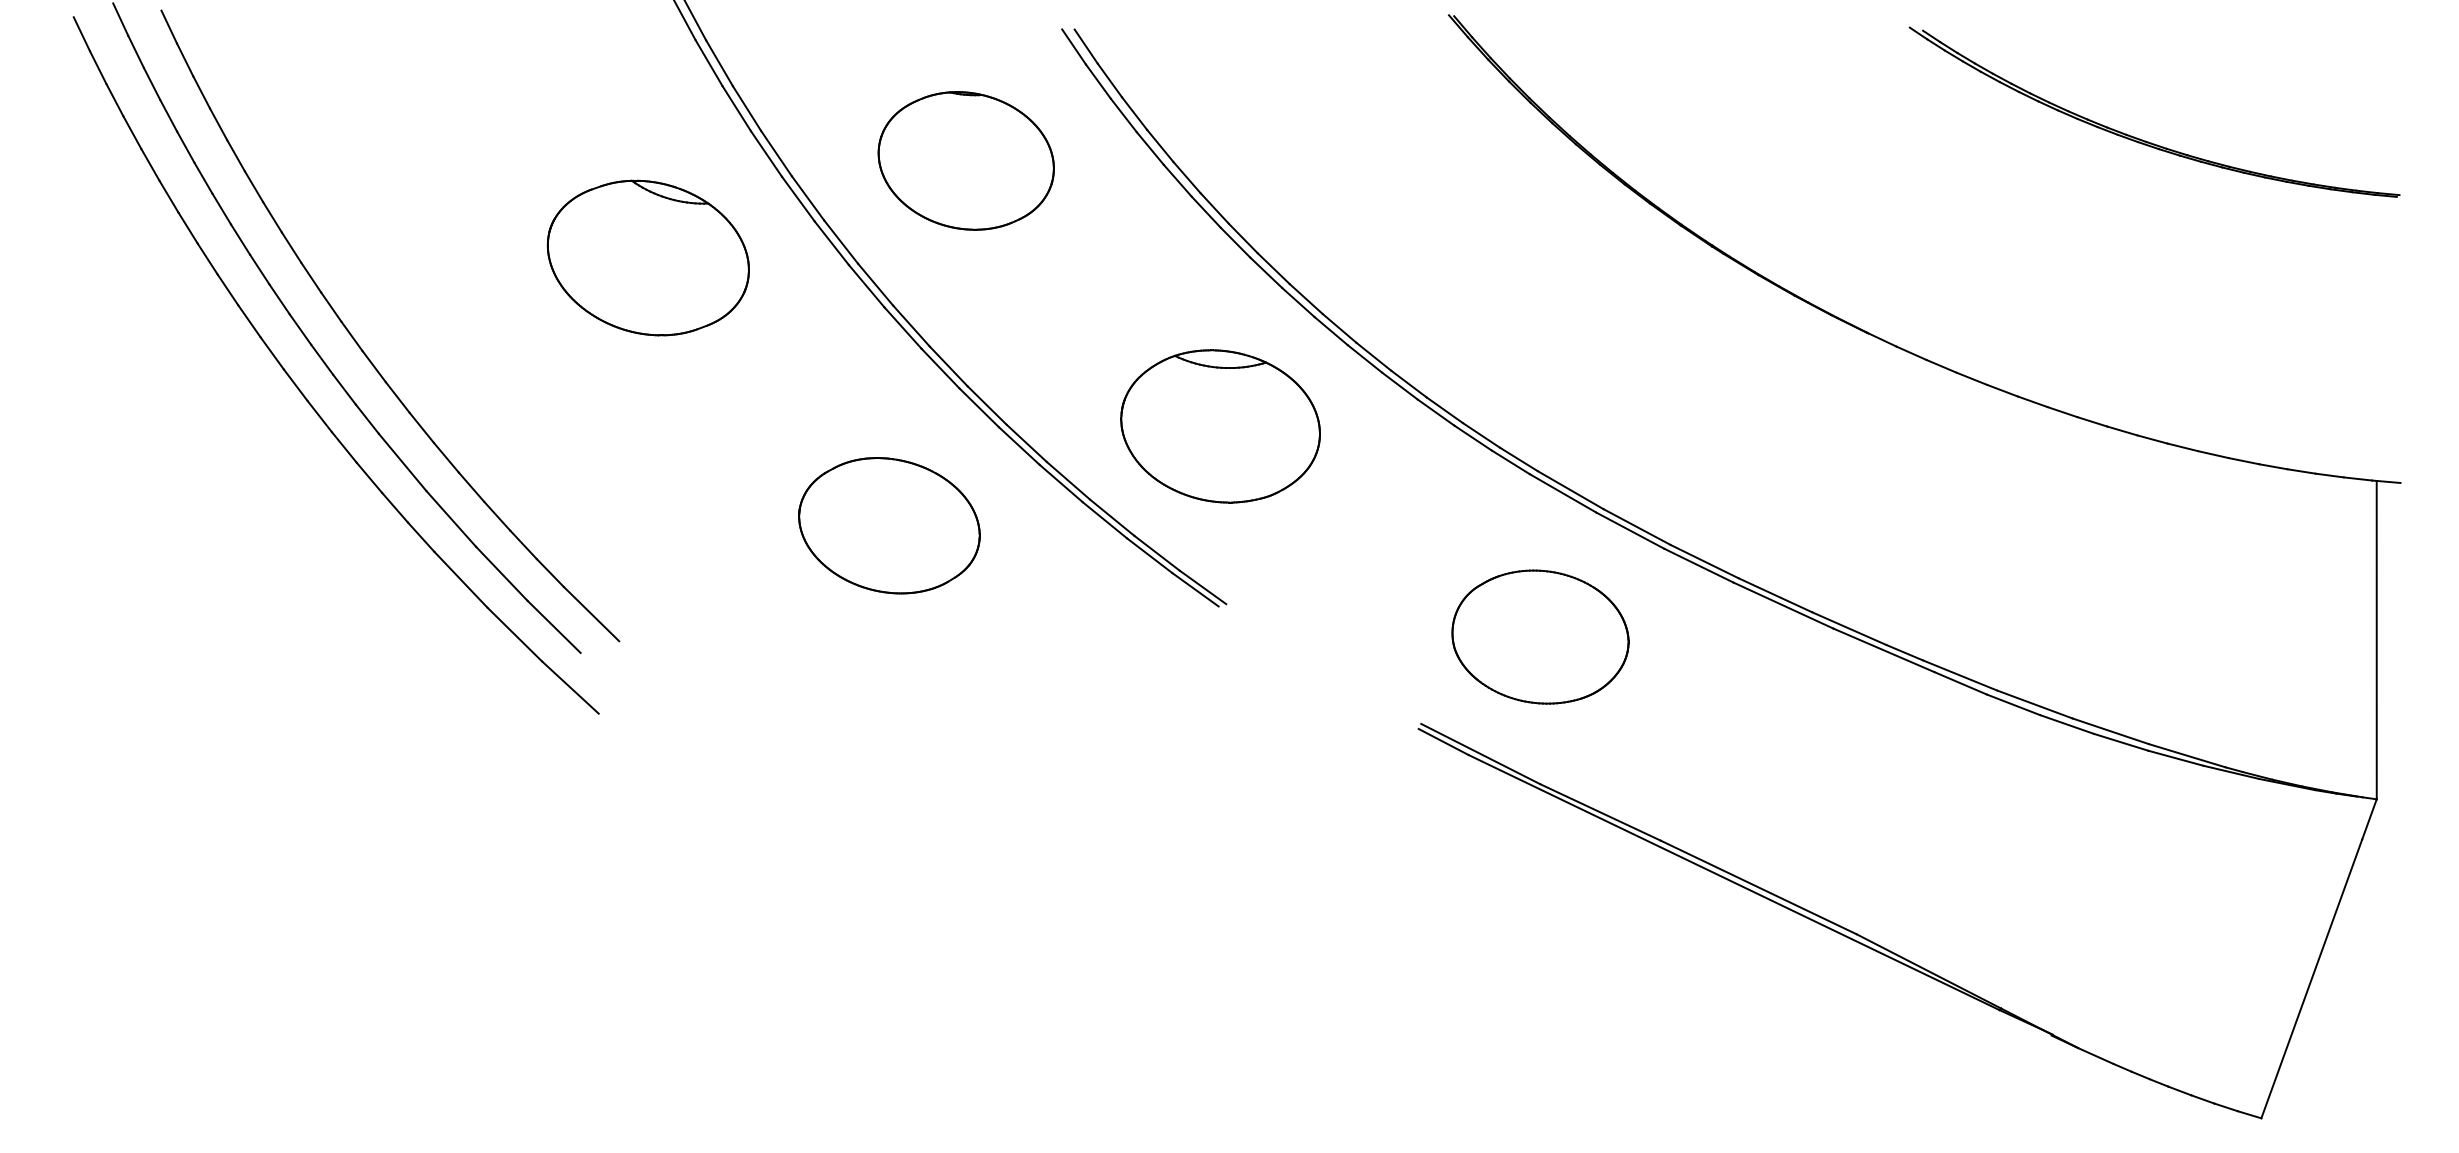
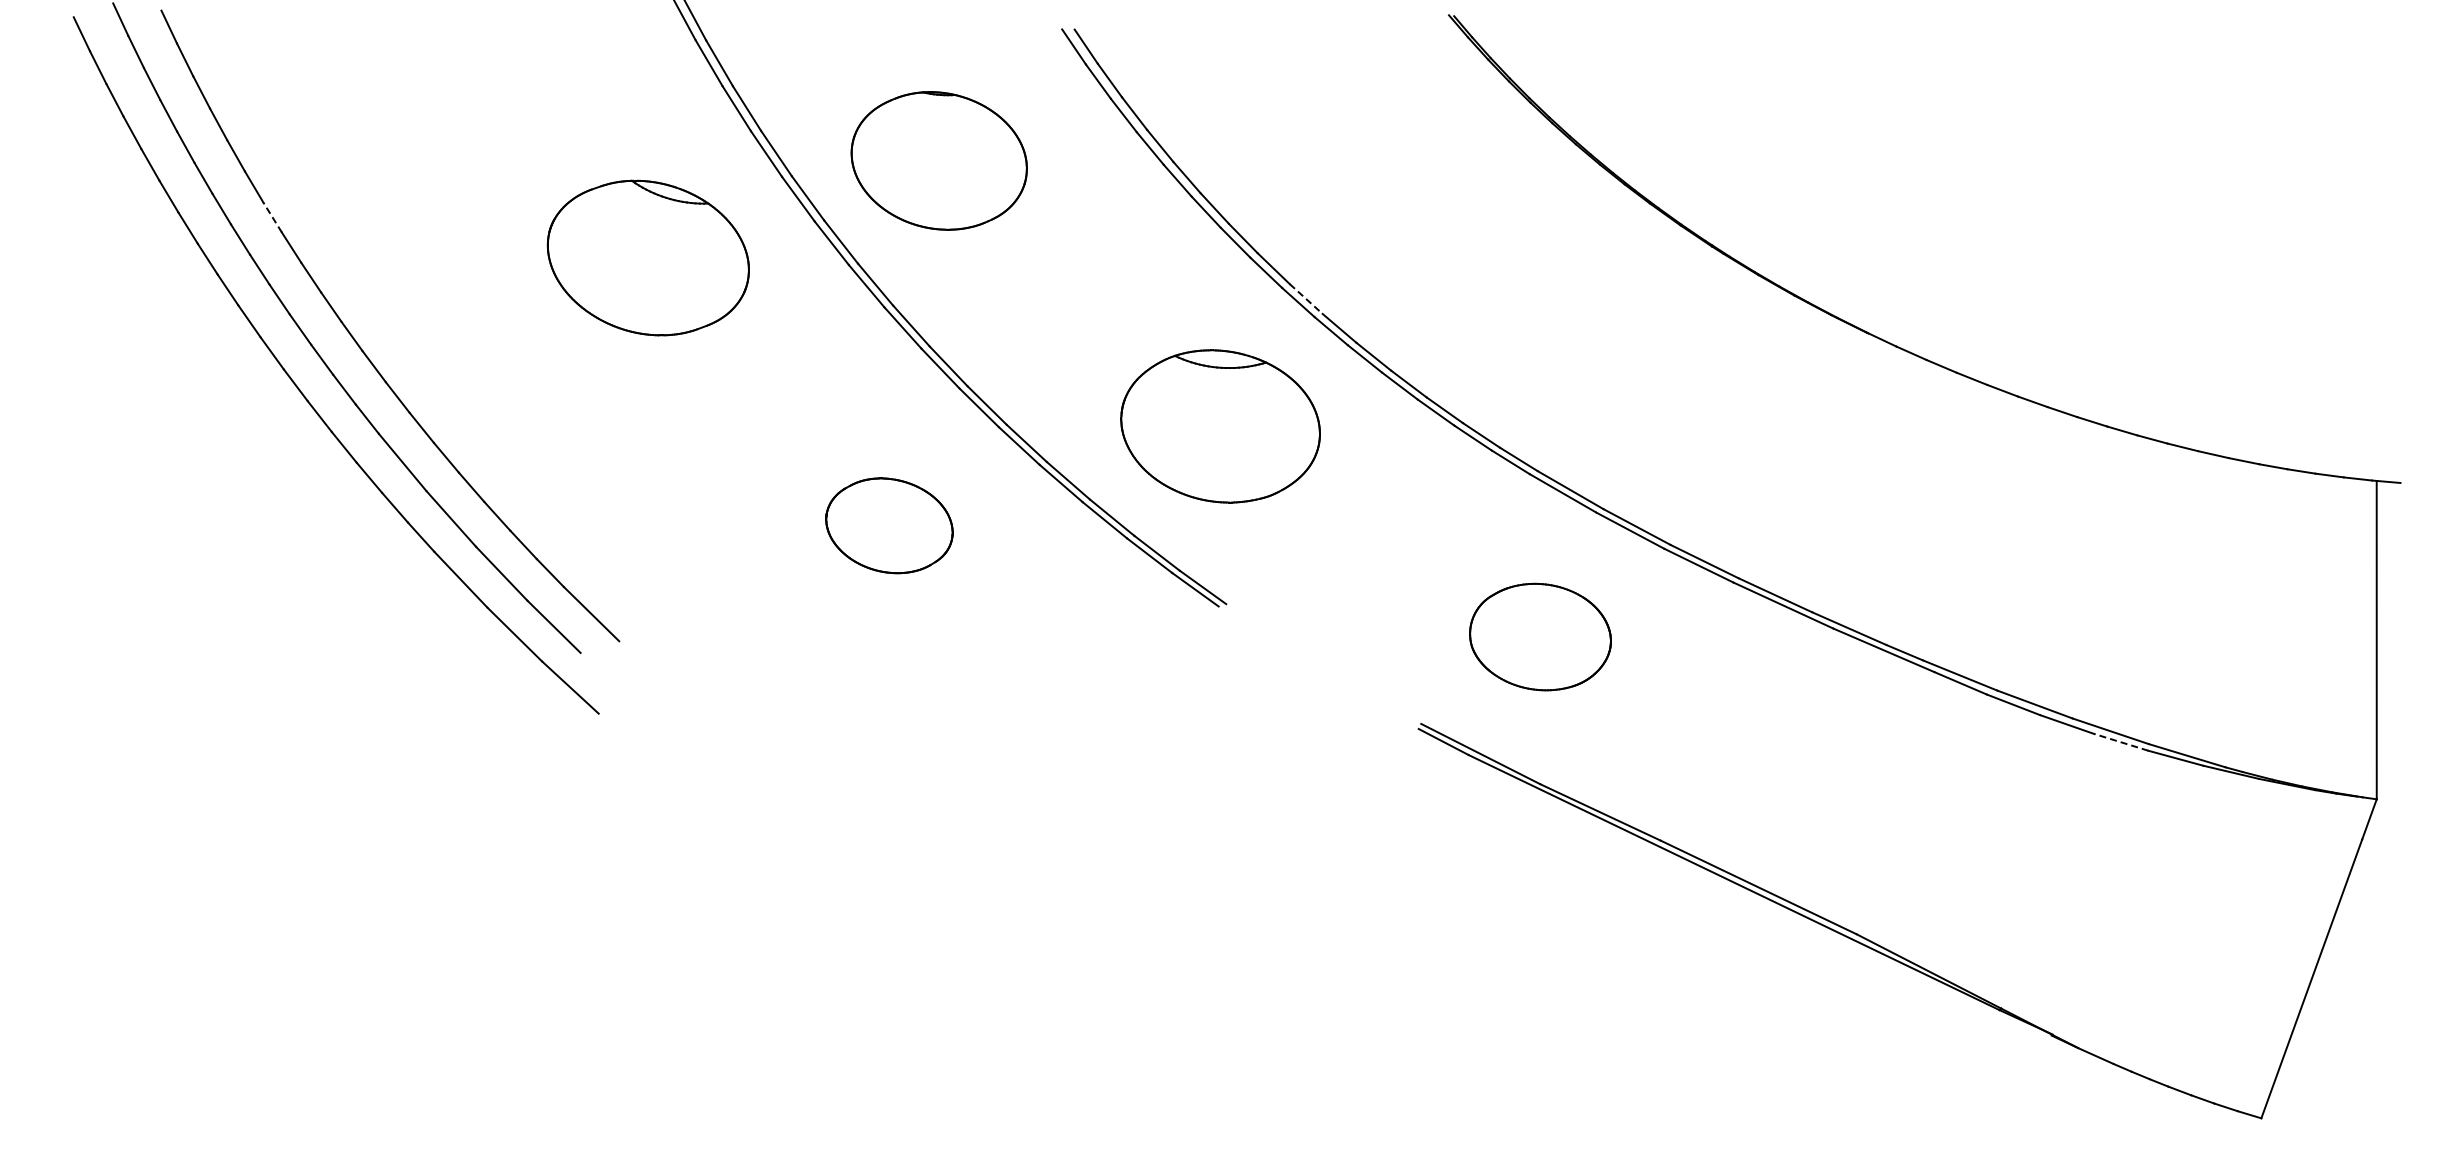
part: present -> none (2145, 140)
part position: (965, 160) -> (938, 160) (938, 160)
line: solid -> dashed (272, 217)
line: solid -> dashed (1306, 299)
part size: 183x138 px -> 129x98 px (889, 525)
part size: 179x136 px -> 143x110 px (1540, 636)
line: solid -> dashed (2121, 742)
